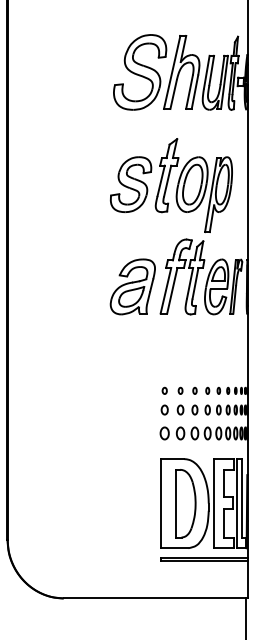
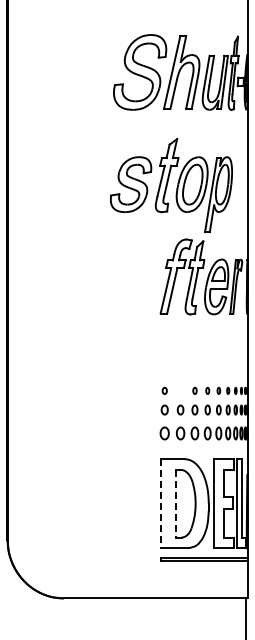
part: present -> none (132, 286)
part: present -> none (180, 390)
line: solid -> dashed (160, 503)
line: solid -> dashed (176, 503)
